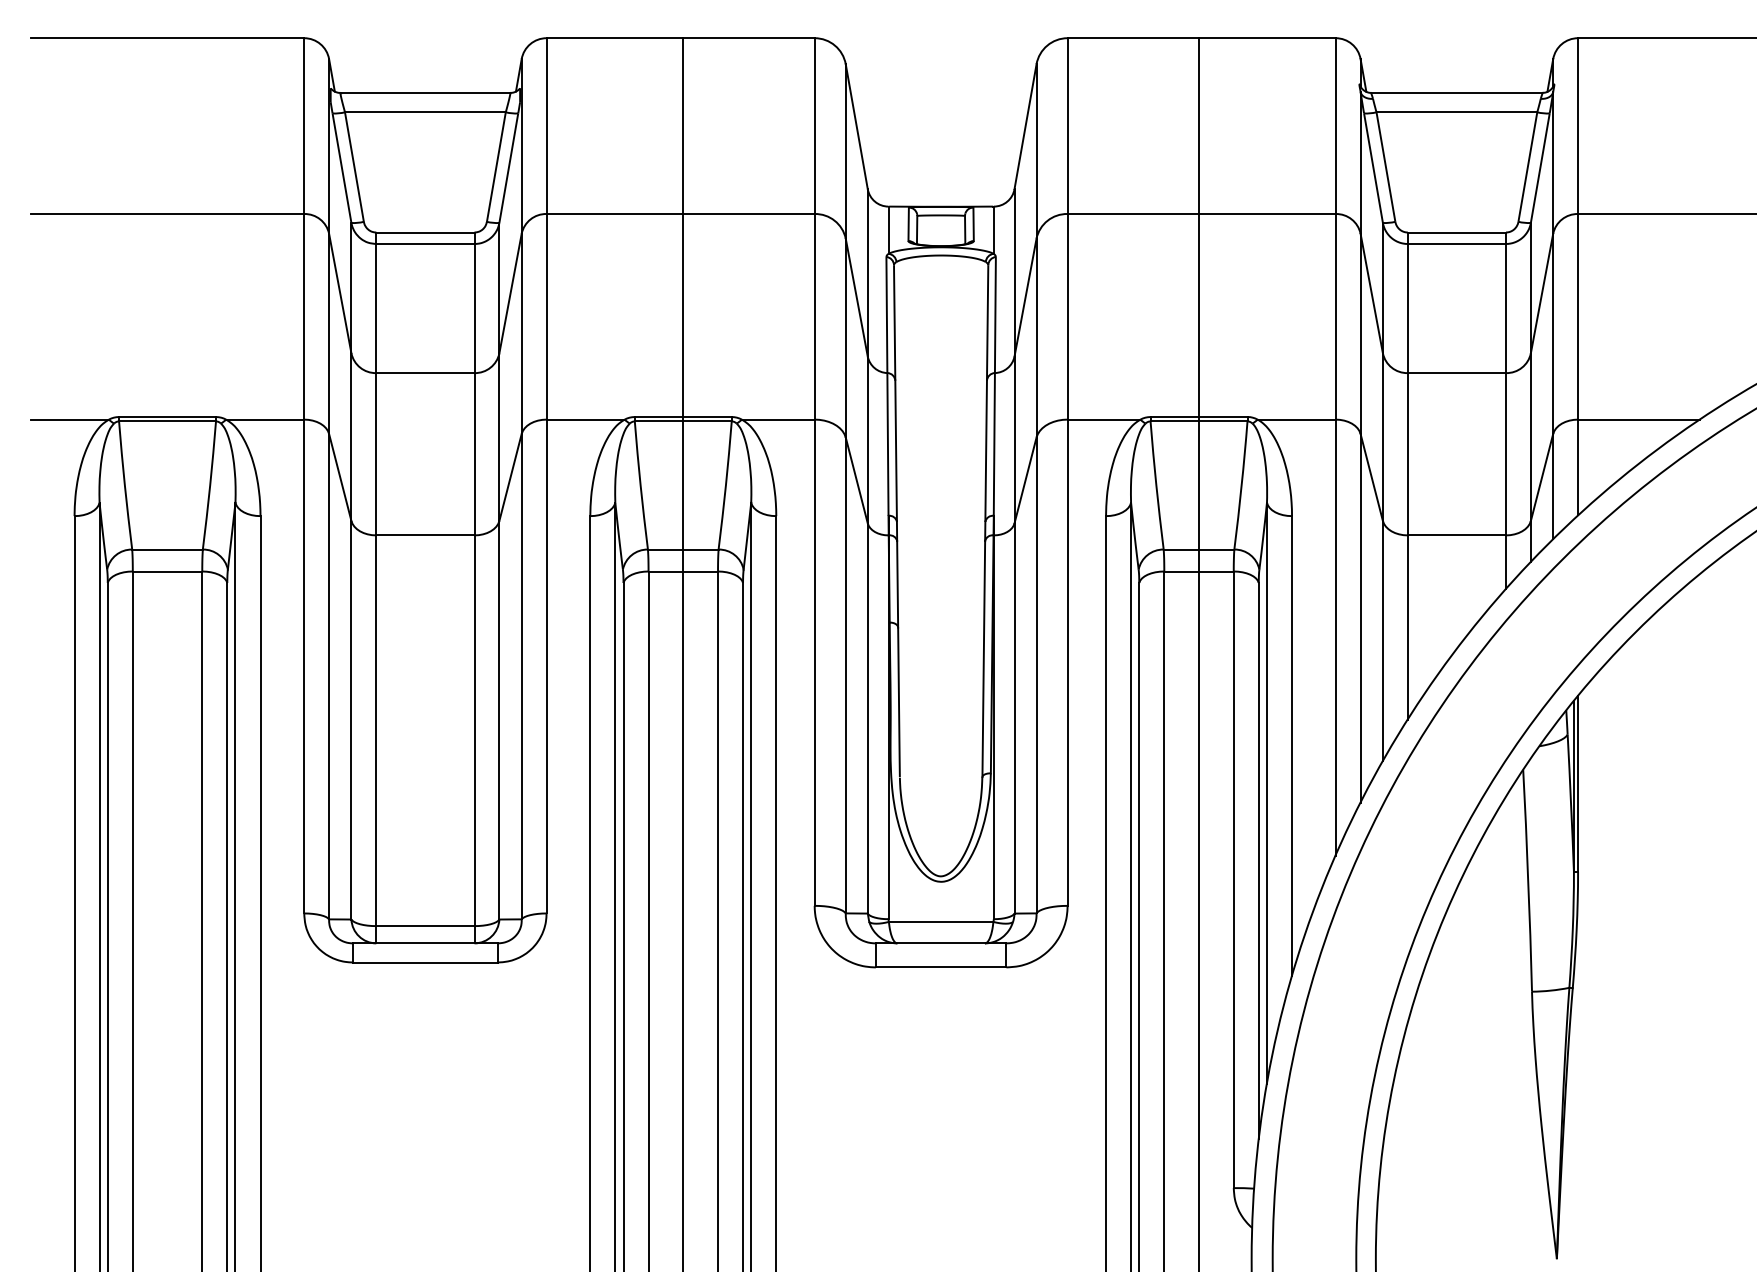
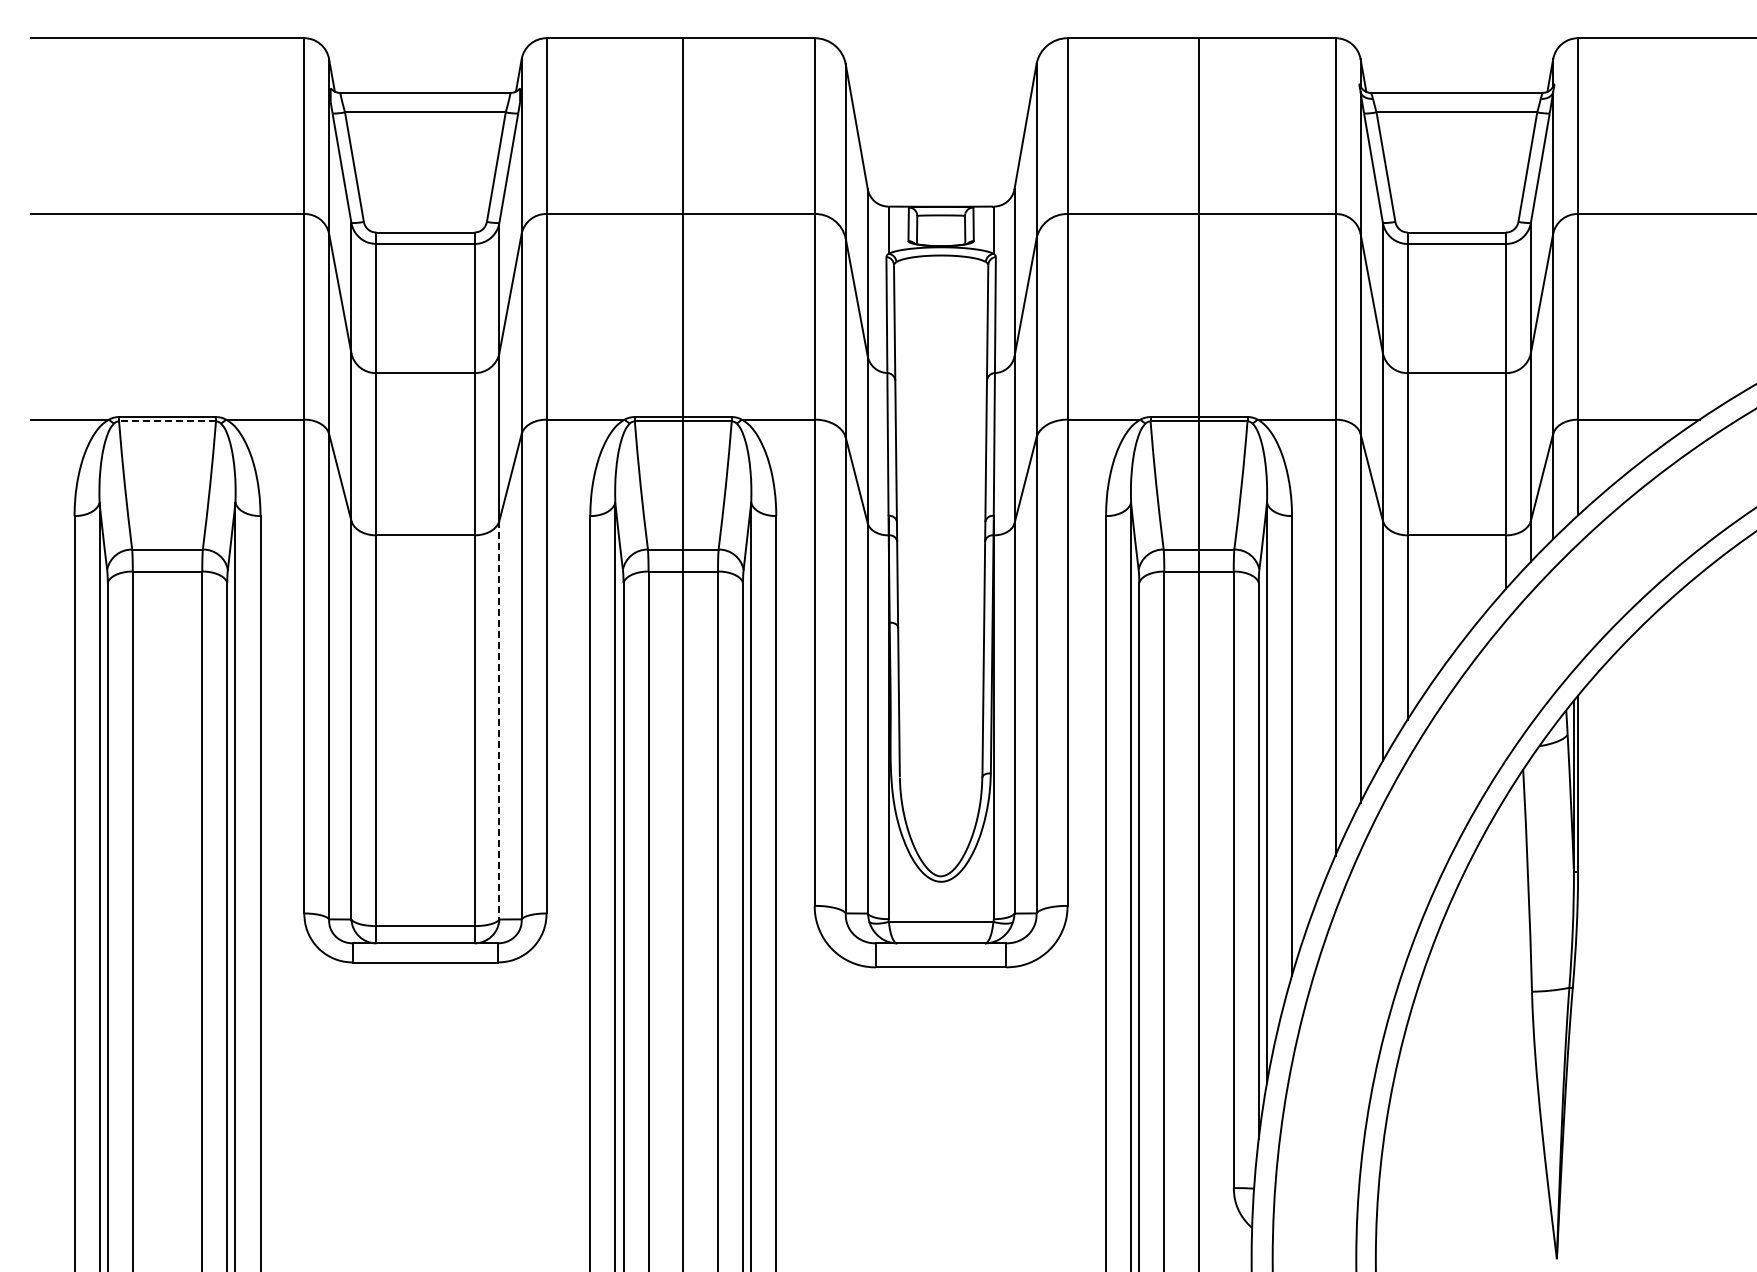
line: solid -> dashed (167, 421)
line: solid -> dashed (499, 720)
